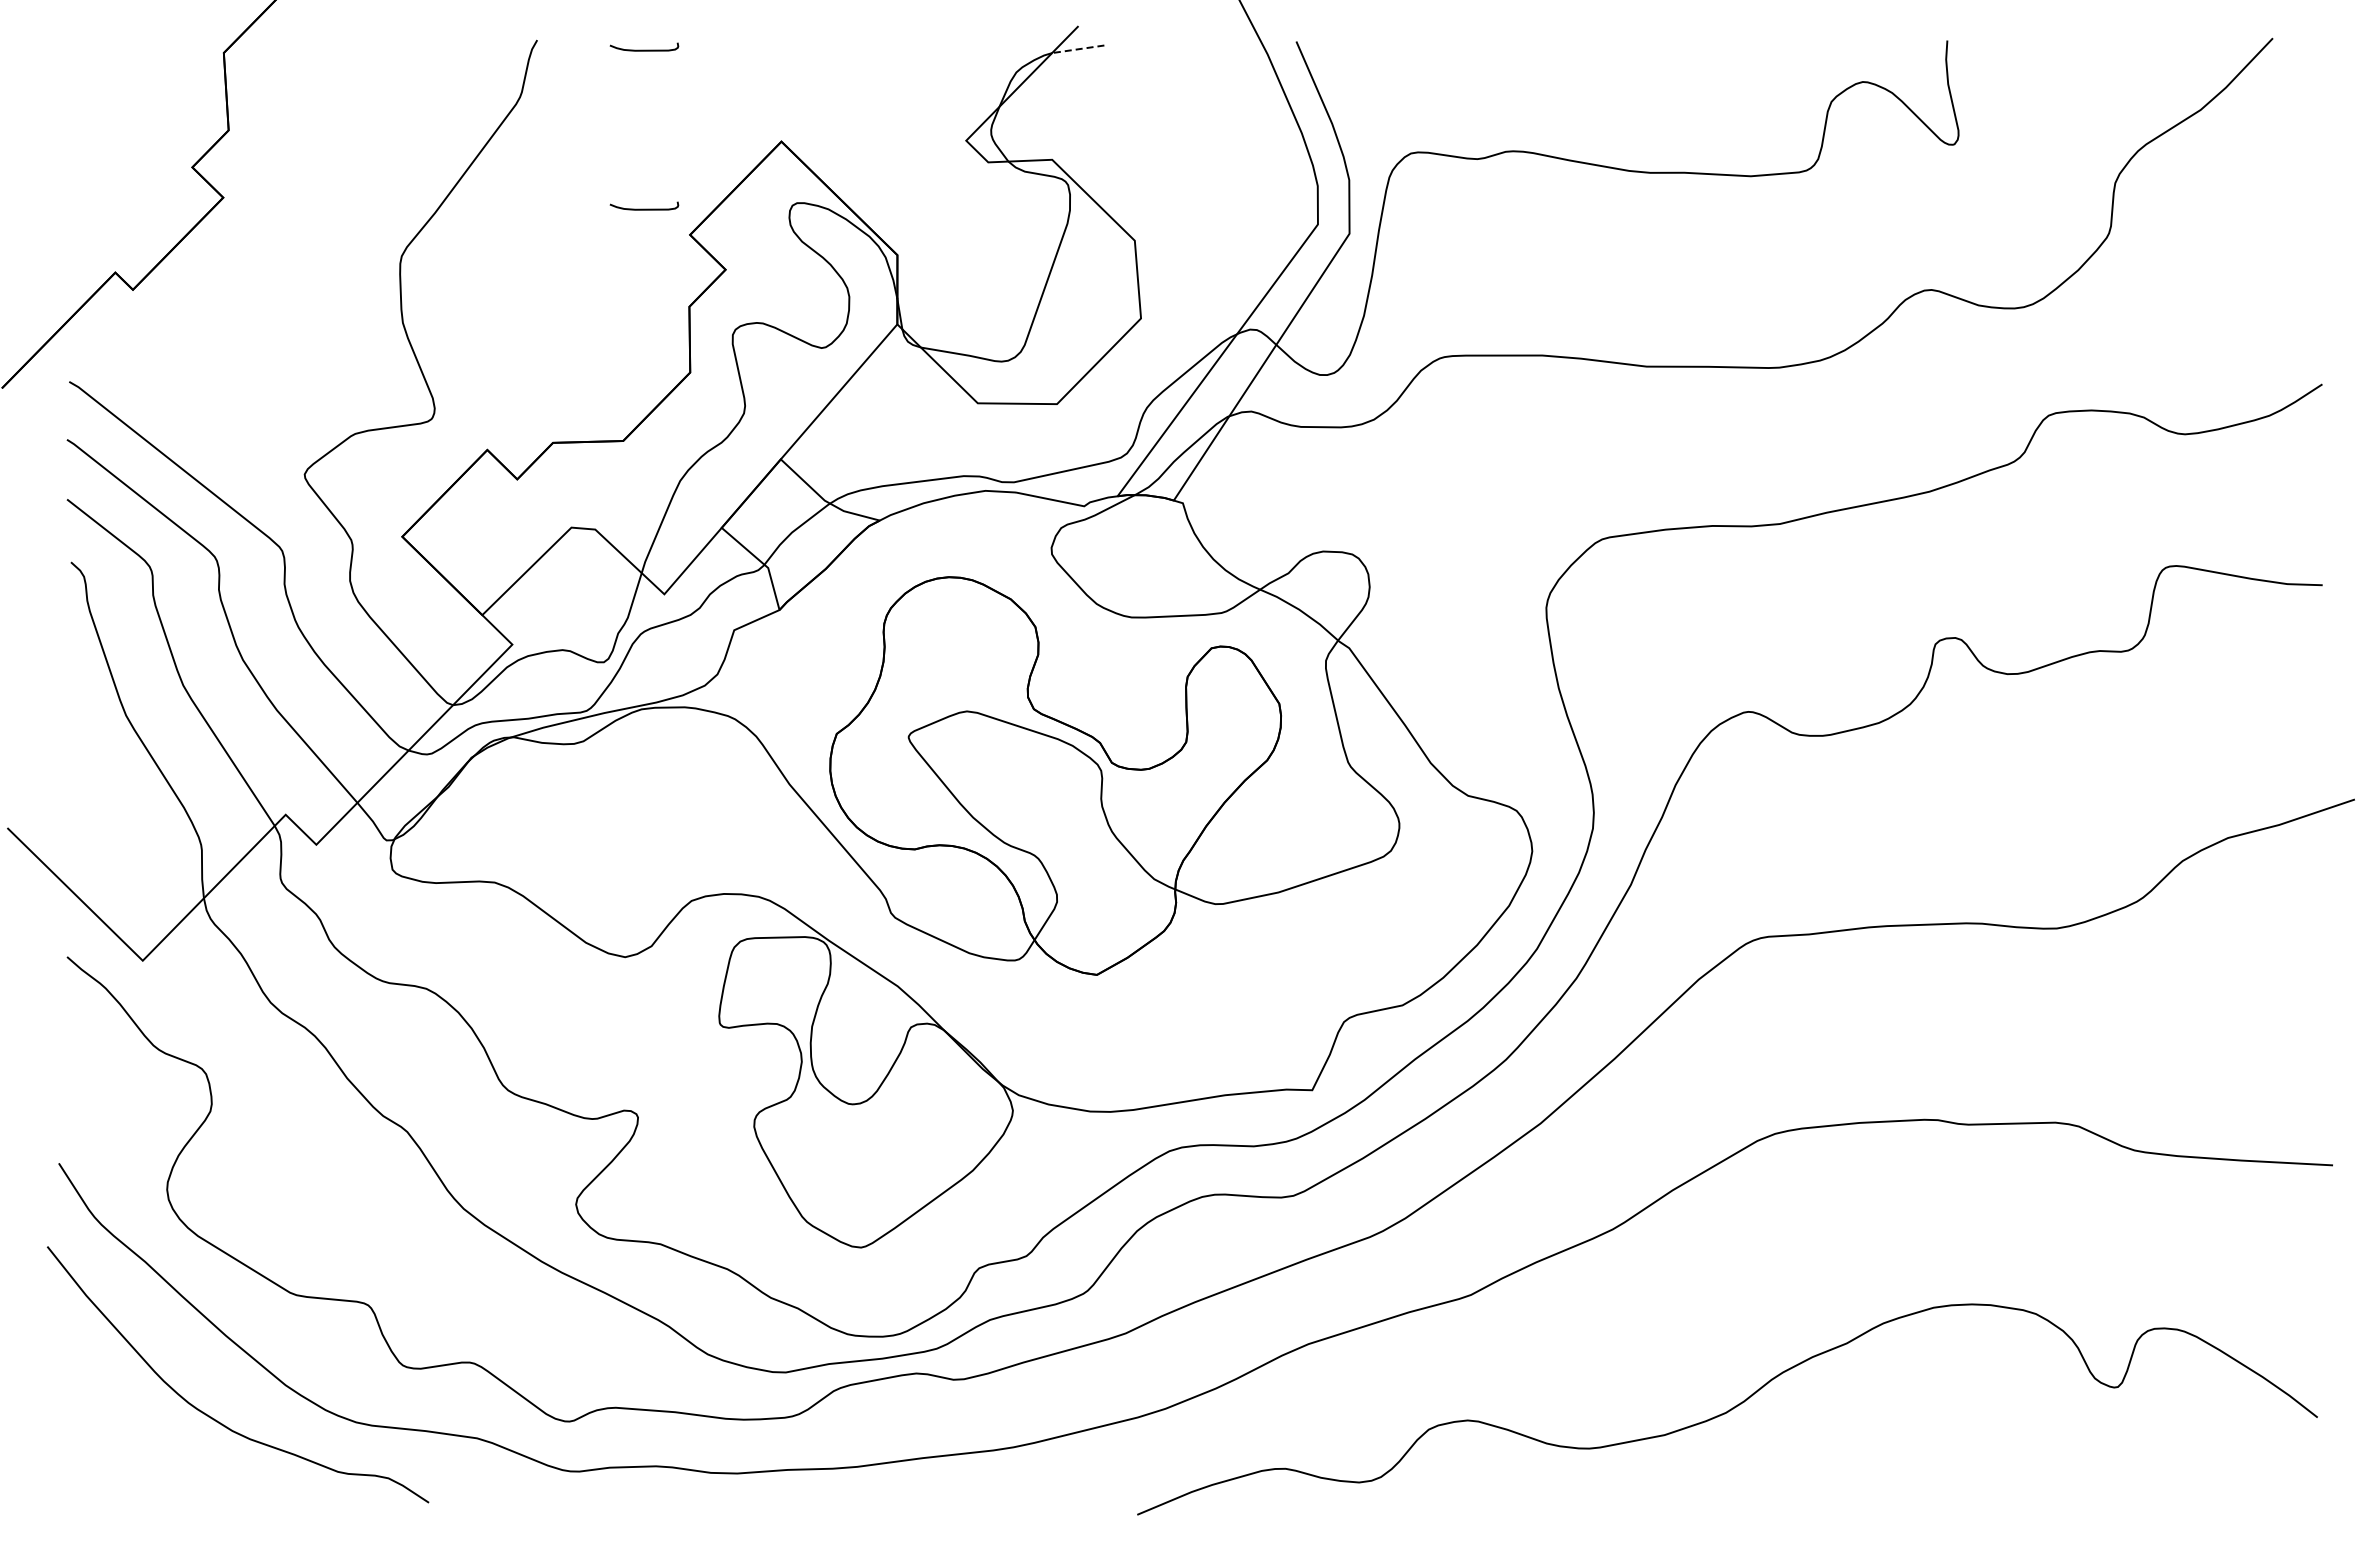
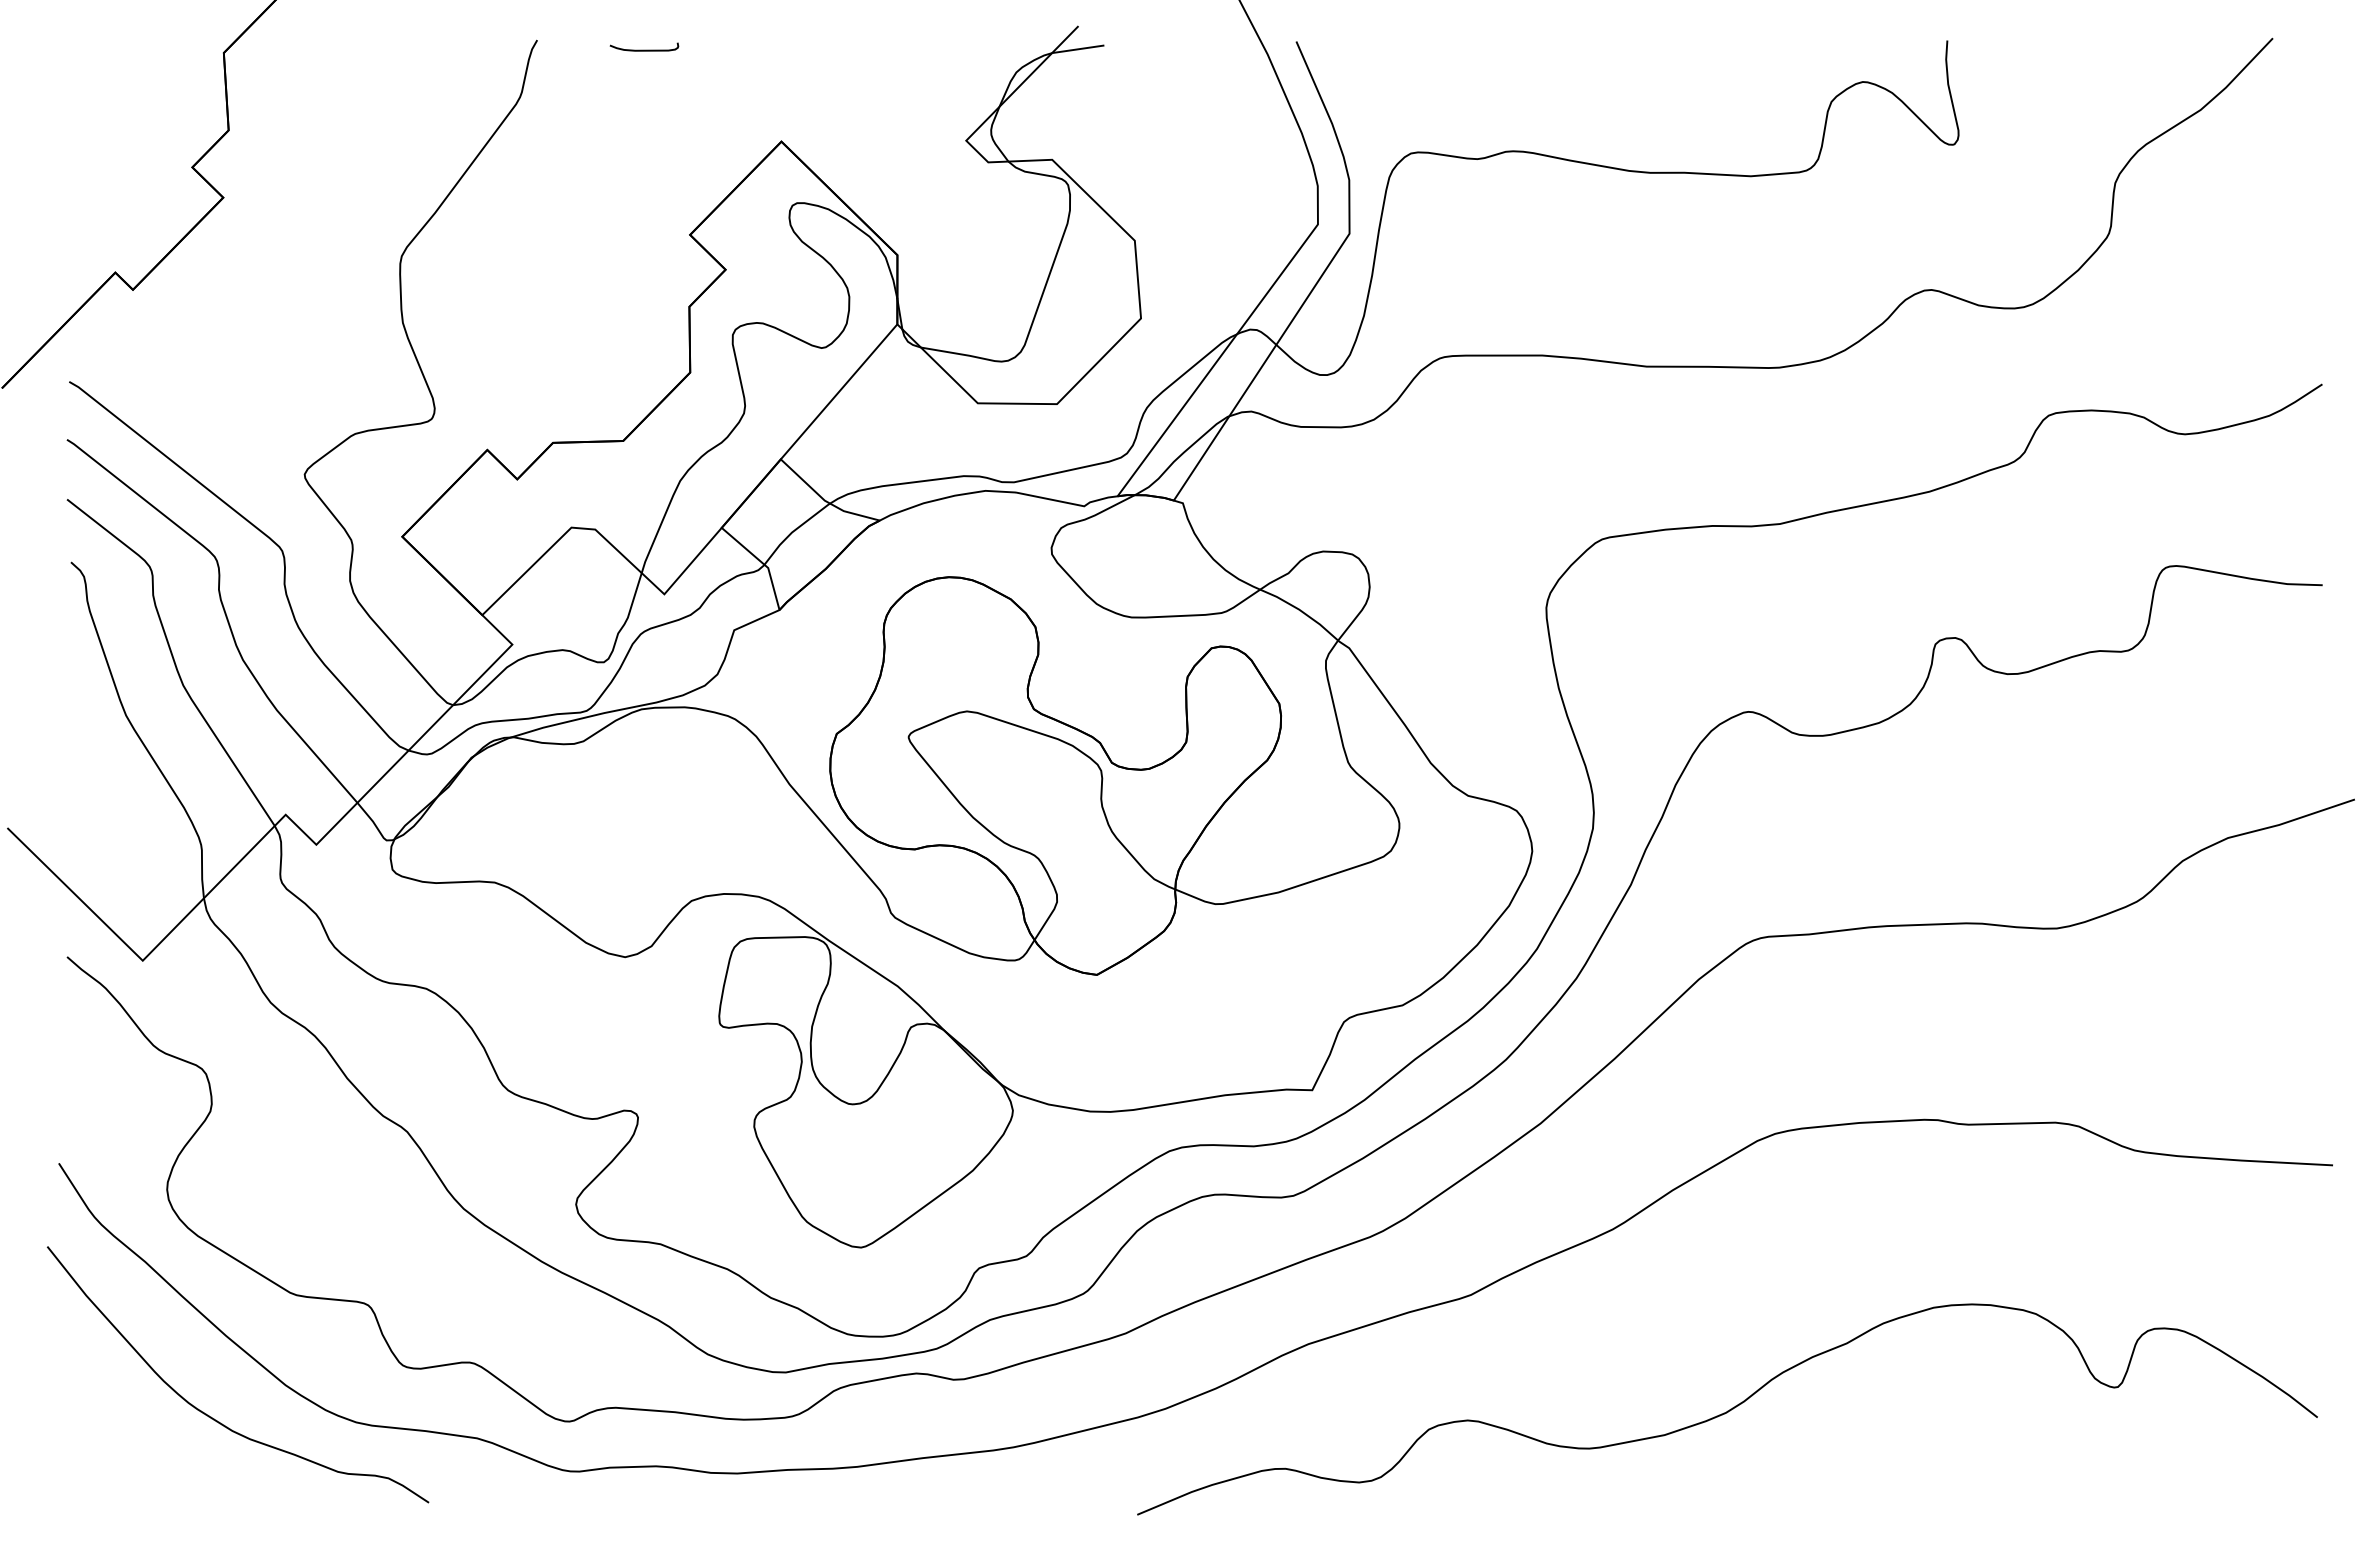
line: dashed -> solid (1077, 49)
curve: present -> none (644, 208)
